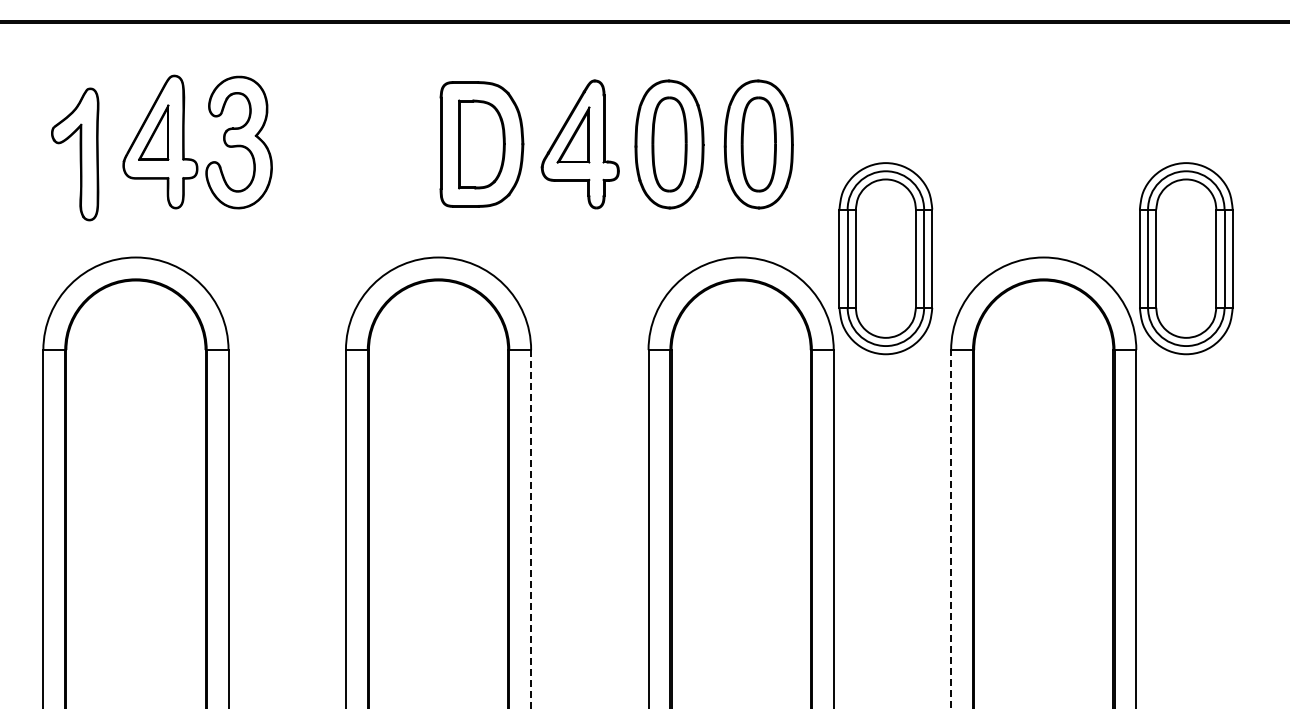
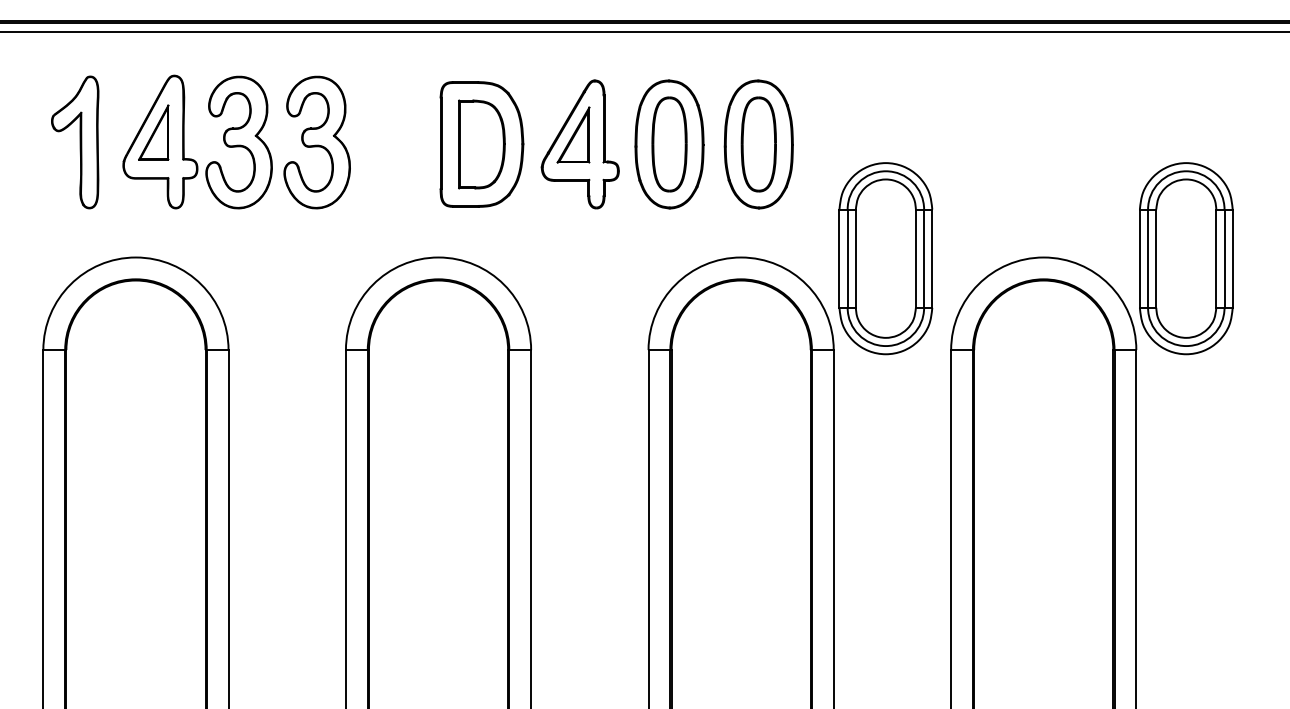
line: none -> present (644, 31)
part: none -> present (316, 142)
part position: (75, 154) -> (75, 142) (75, 142)
line: dashed -> solid (951, 529)
line: dashed -> solid (531, 530)
